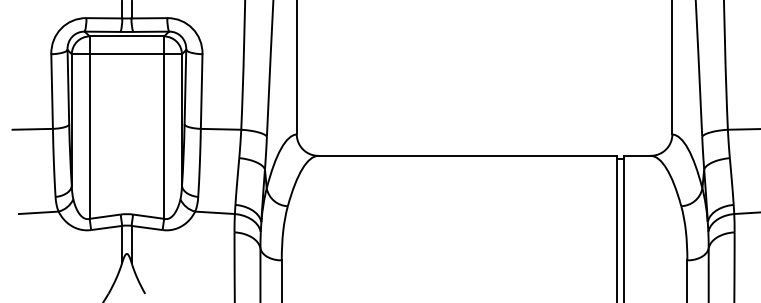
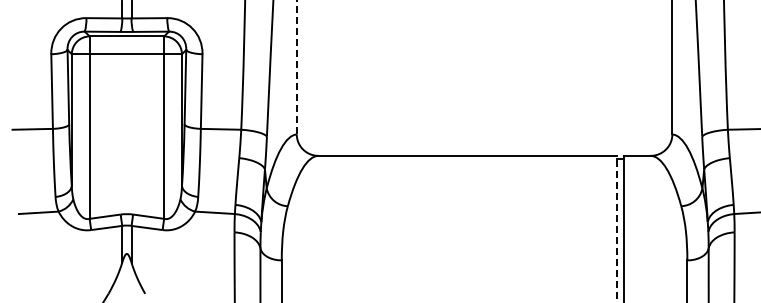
line: solid -> dashed (296, 67)
line: solid -> dashed (617, 228)
